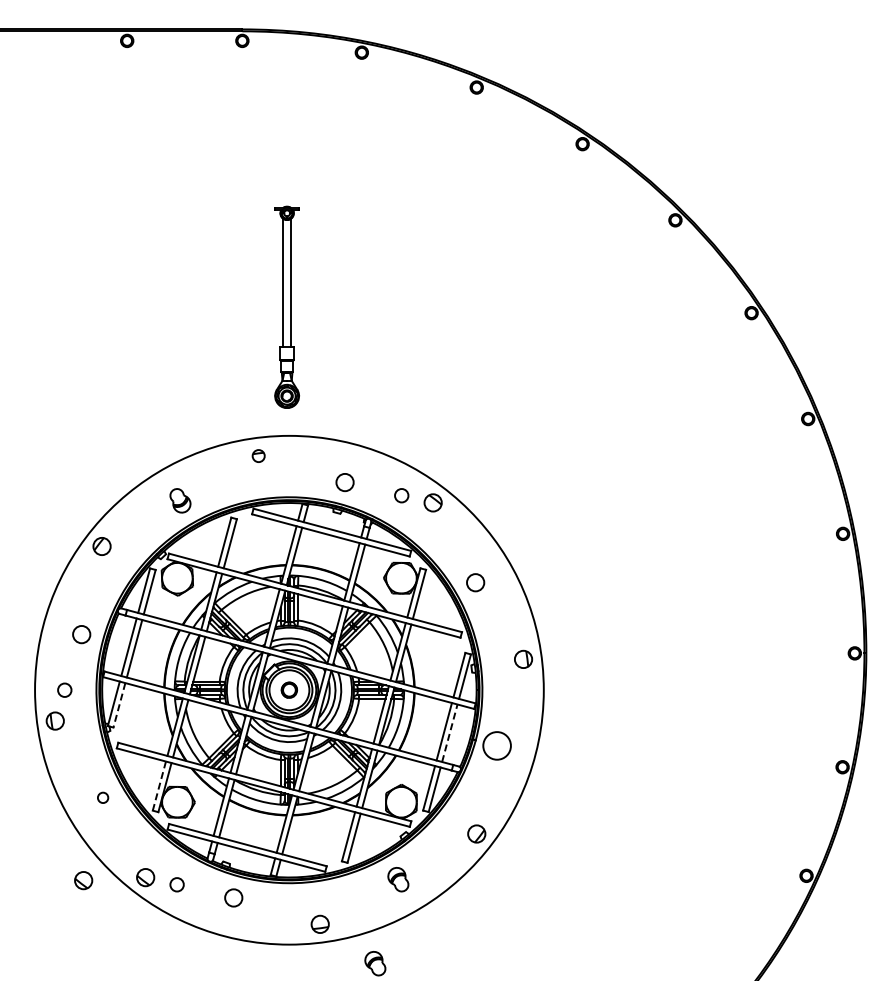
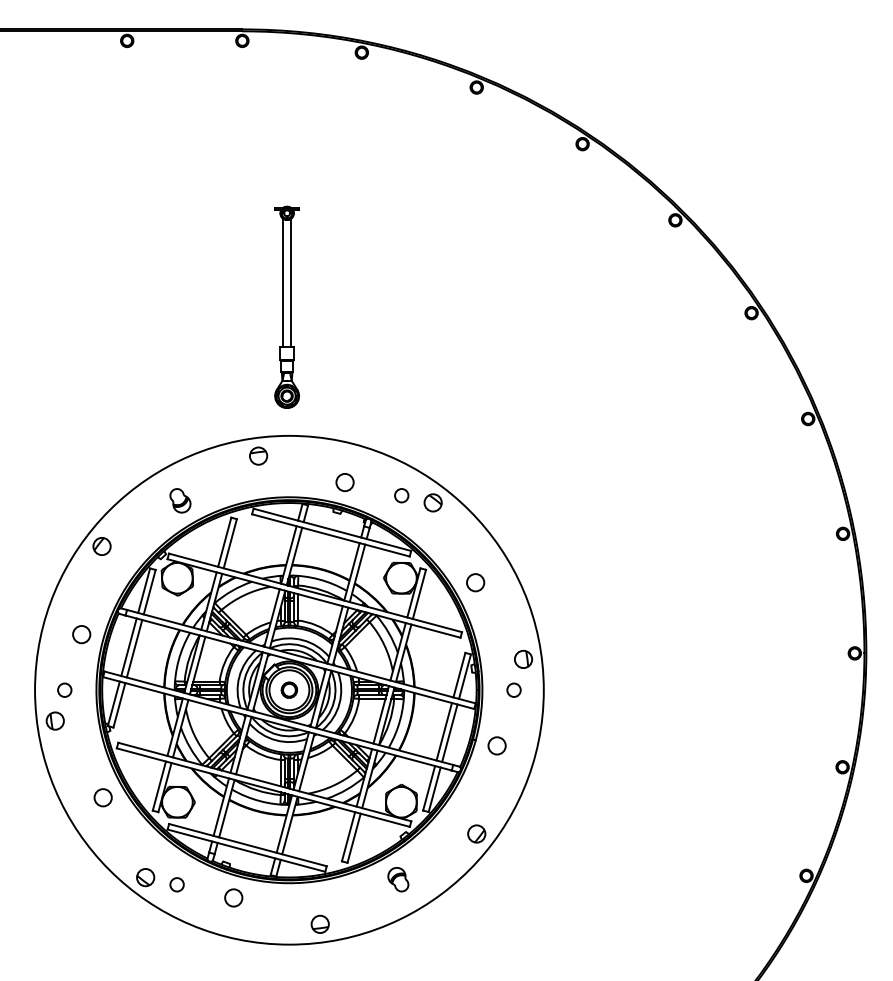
part size: 15x14 px -> 20x20 px (258, 455)
circle: none -> present (513, 689)
line: dashed -> solid (119, 705)
line: dashed -> solid (449, 733)
circle diameter: 28 px -> 17 px (496, 745)
line: dashed -> solid (159, 786)
circle size: 13x13 px -> 20x20 px (102, 797)
part: present -> none (83, 880)
part: present -> none (375, 963)
